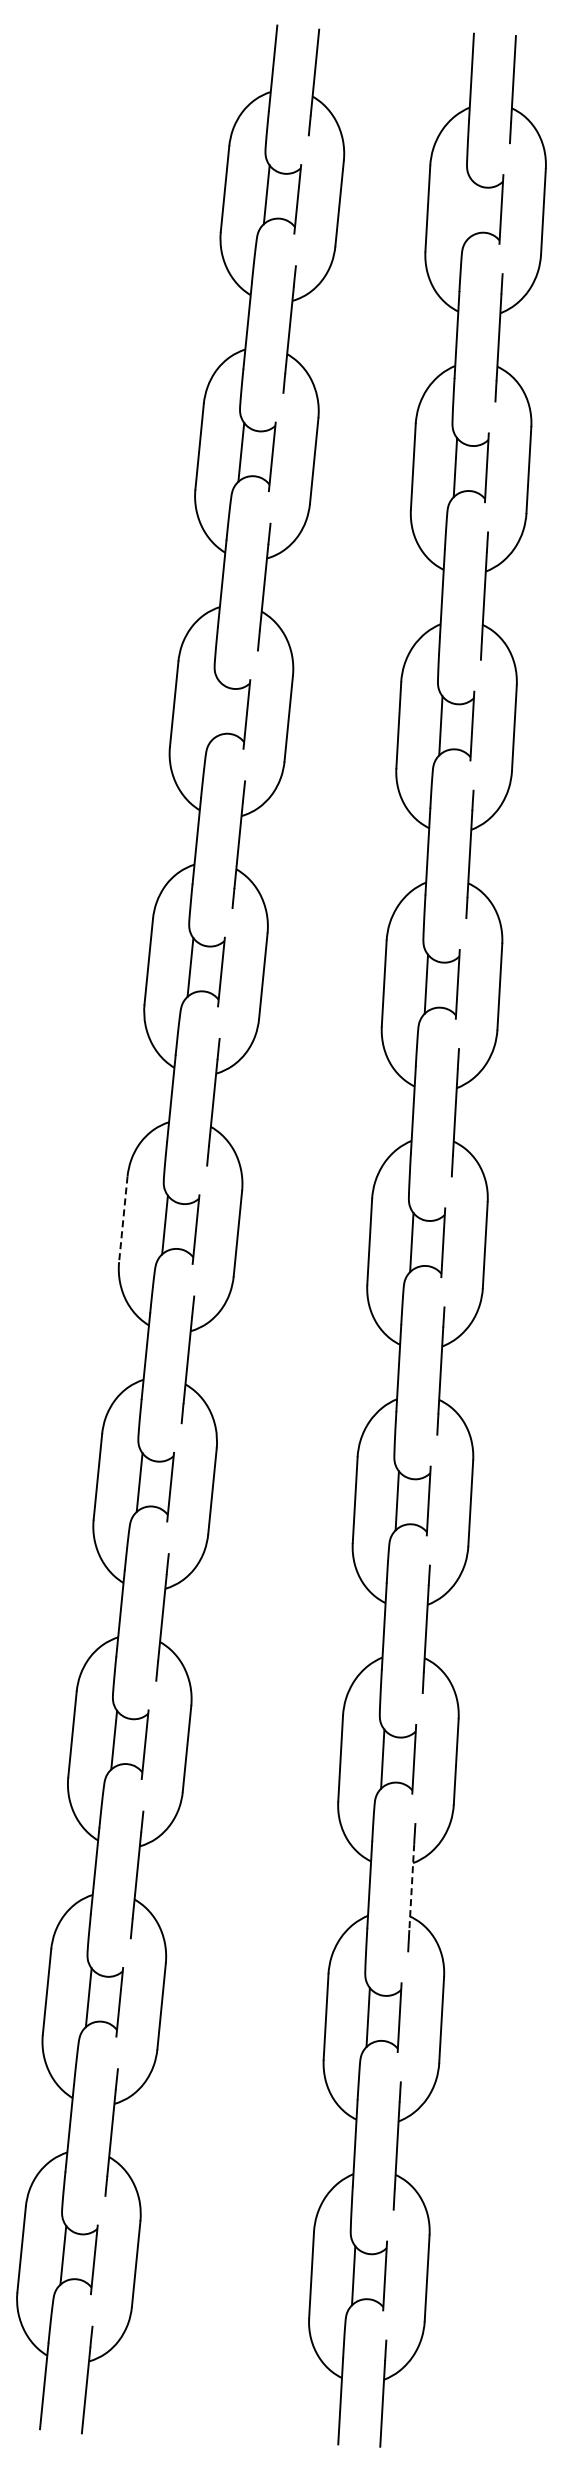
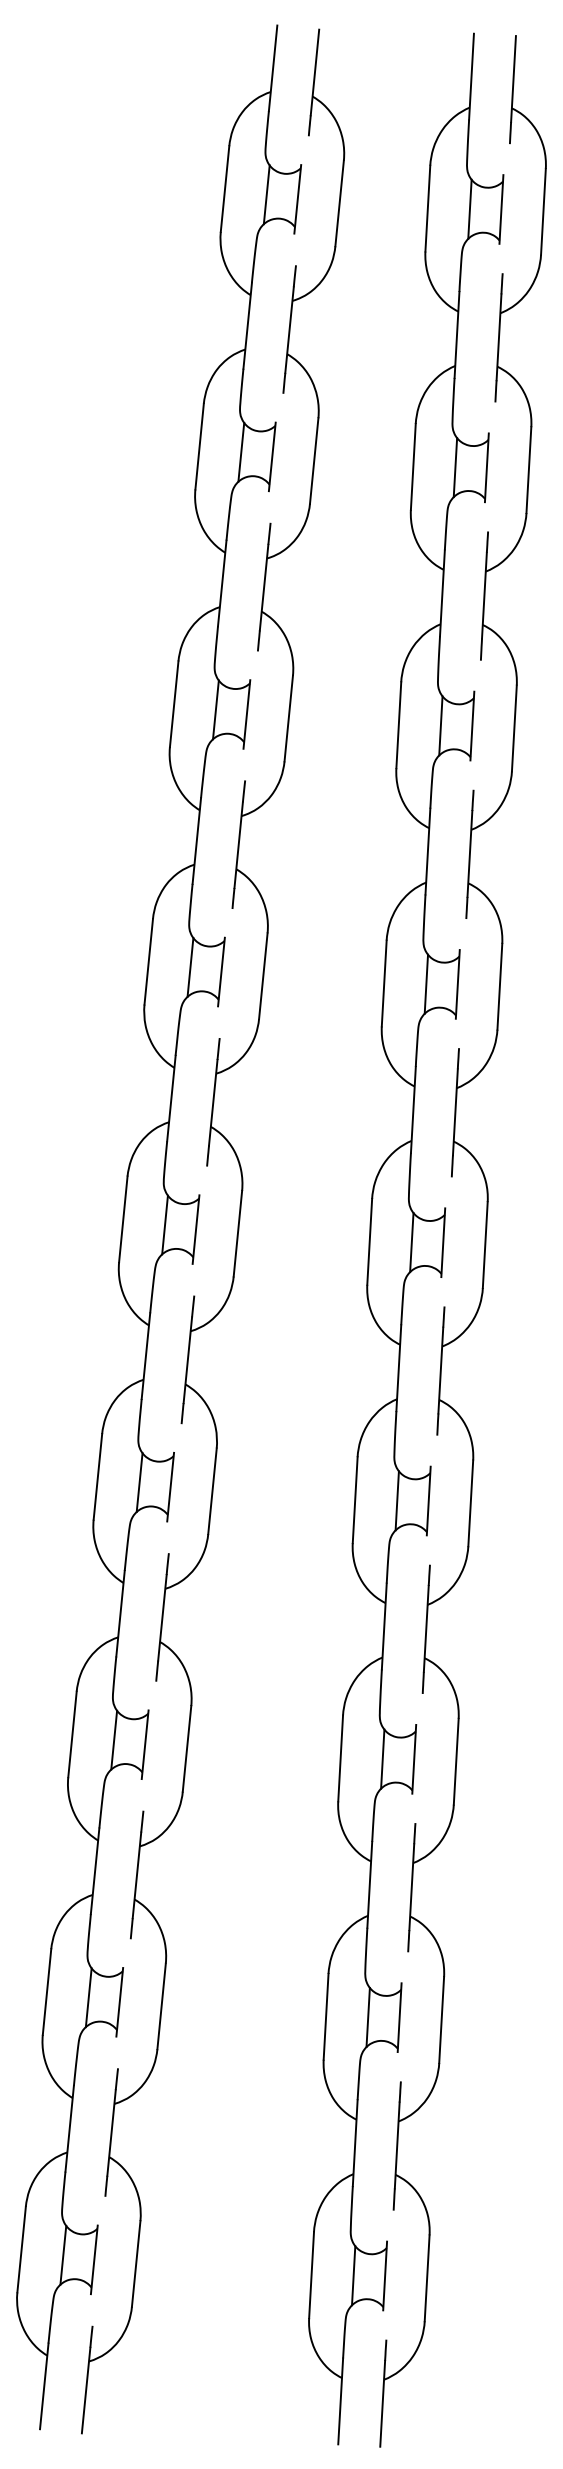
line: none -> present (469, 208)
line: none -> present (215, 709)
line: dashed -> solid (123, 1219)
line: dashed -> solid (411, 1887)
